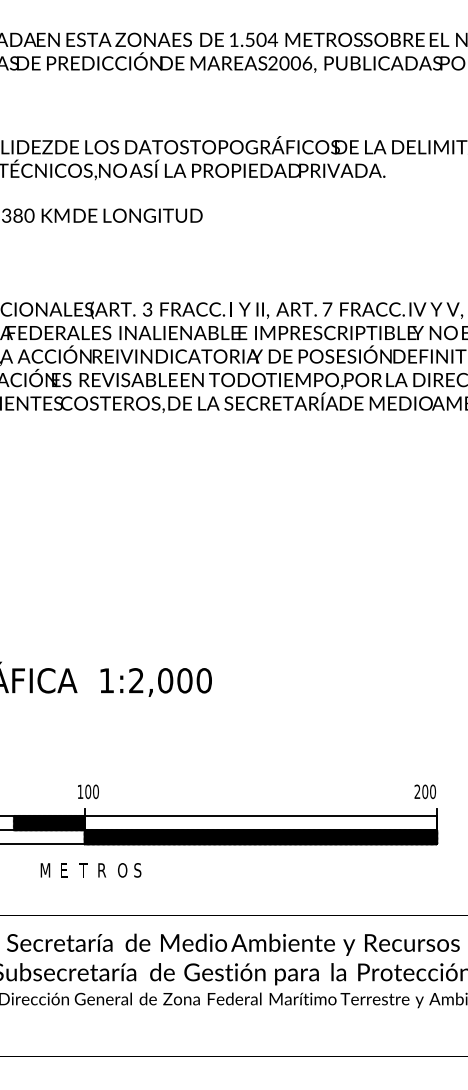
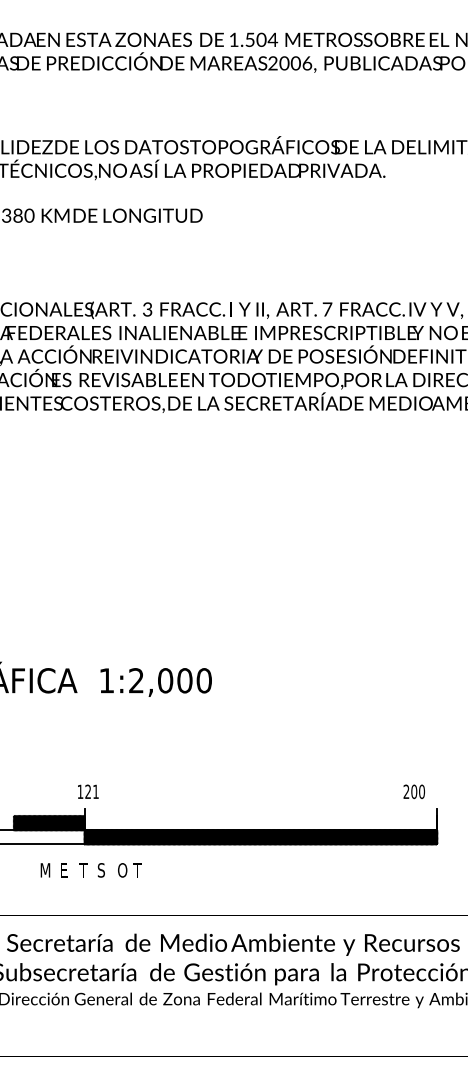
text: 100 -> 121 (91, 791)
text position: (424, 791) -> (413, 791) (413, 791)
line: present -> none (219, 816)
text: R -> S (101, 870)
text: S -> T (137, 870)
